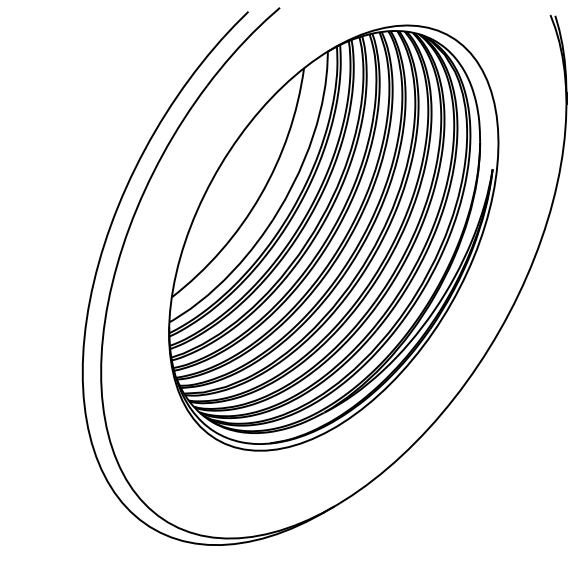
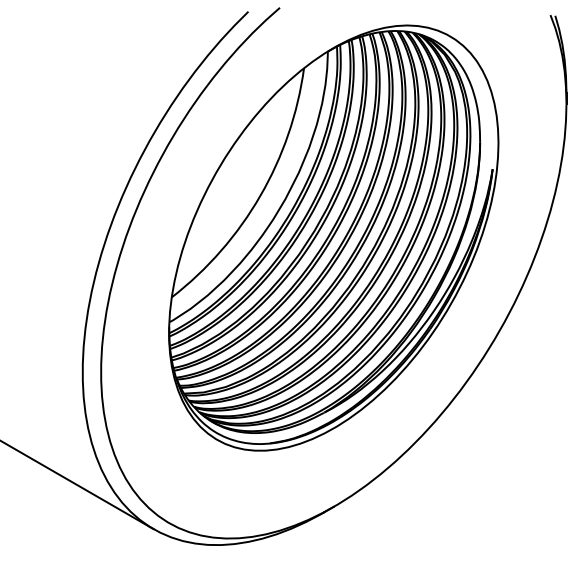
line: none -> present (77, 485)
